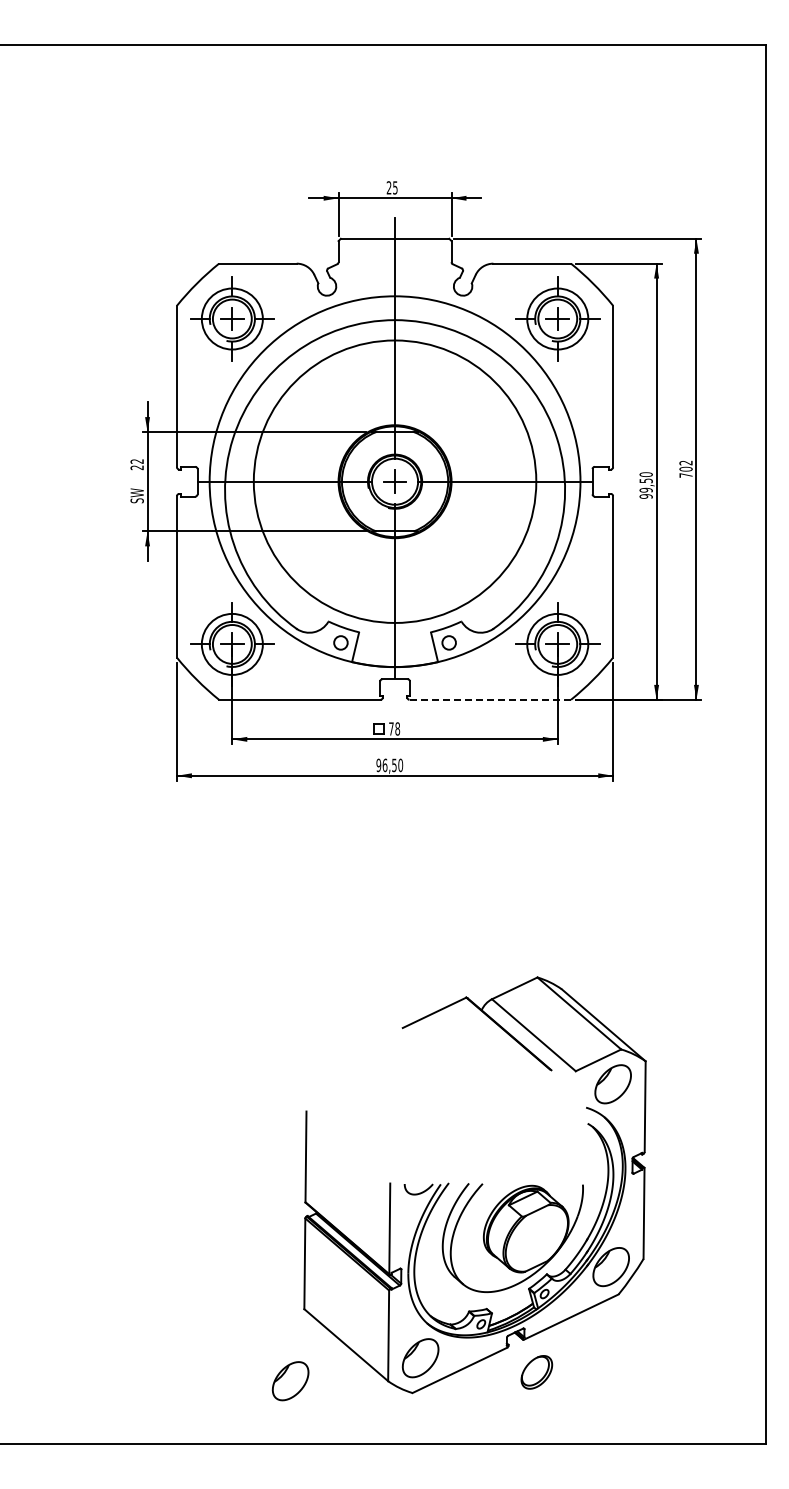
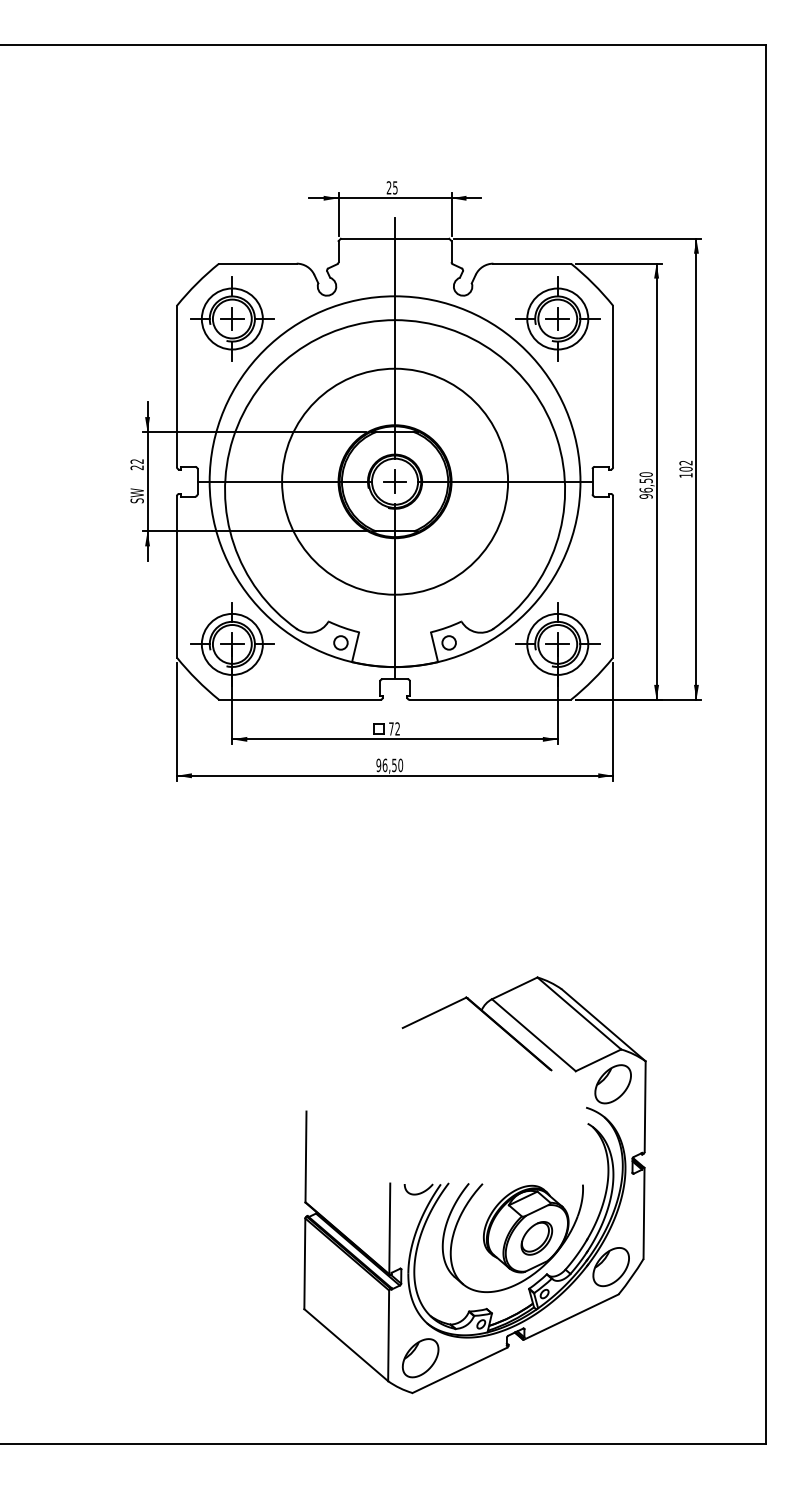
text: 702 -> 102 (685, 475)
circle diameter: 282 px -> 226 px (395, 481)
text: 99,50 -> 96,50 (645, 489)
line: dashed -> solid (490, 699)
text: 78 -> 72 (397, 728)
part position: (536, 1372) -> (536, 1238) (536, 1238)
part: present -> none (290, 1381)
